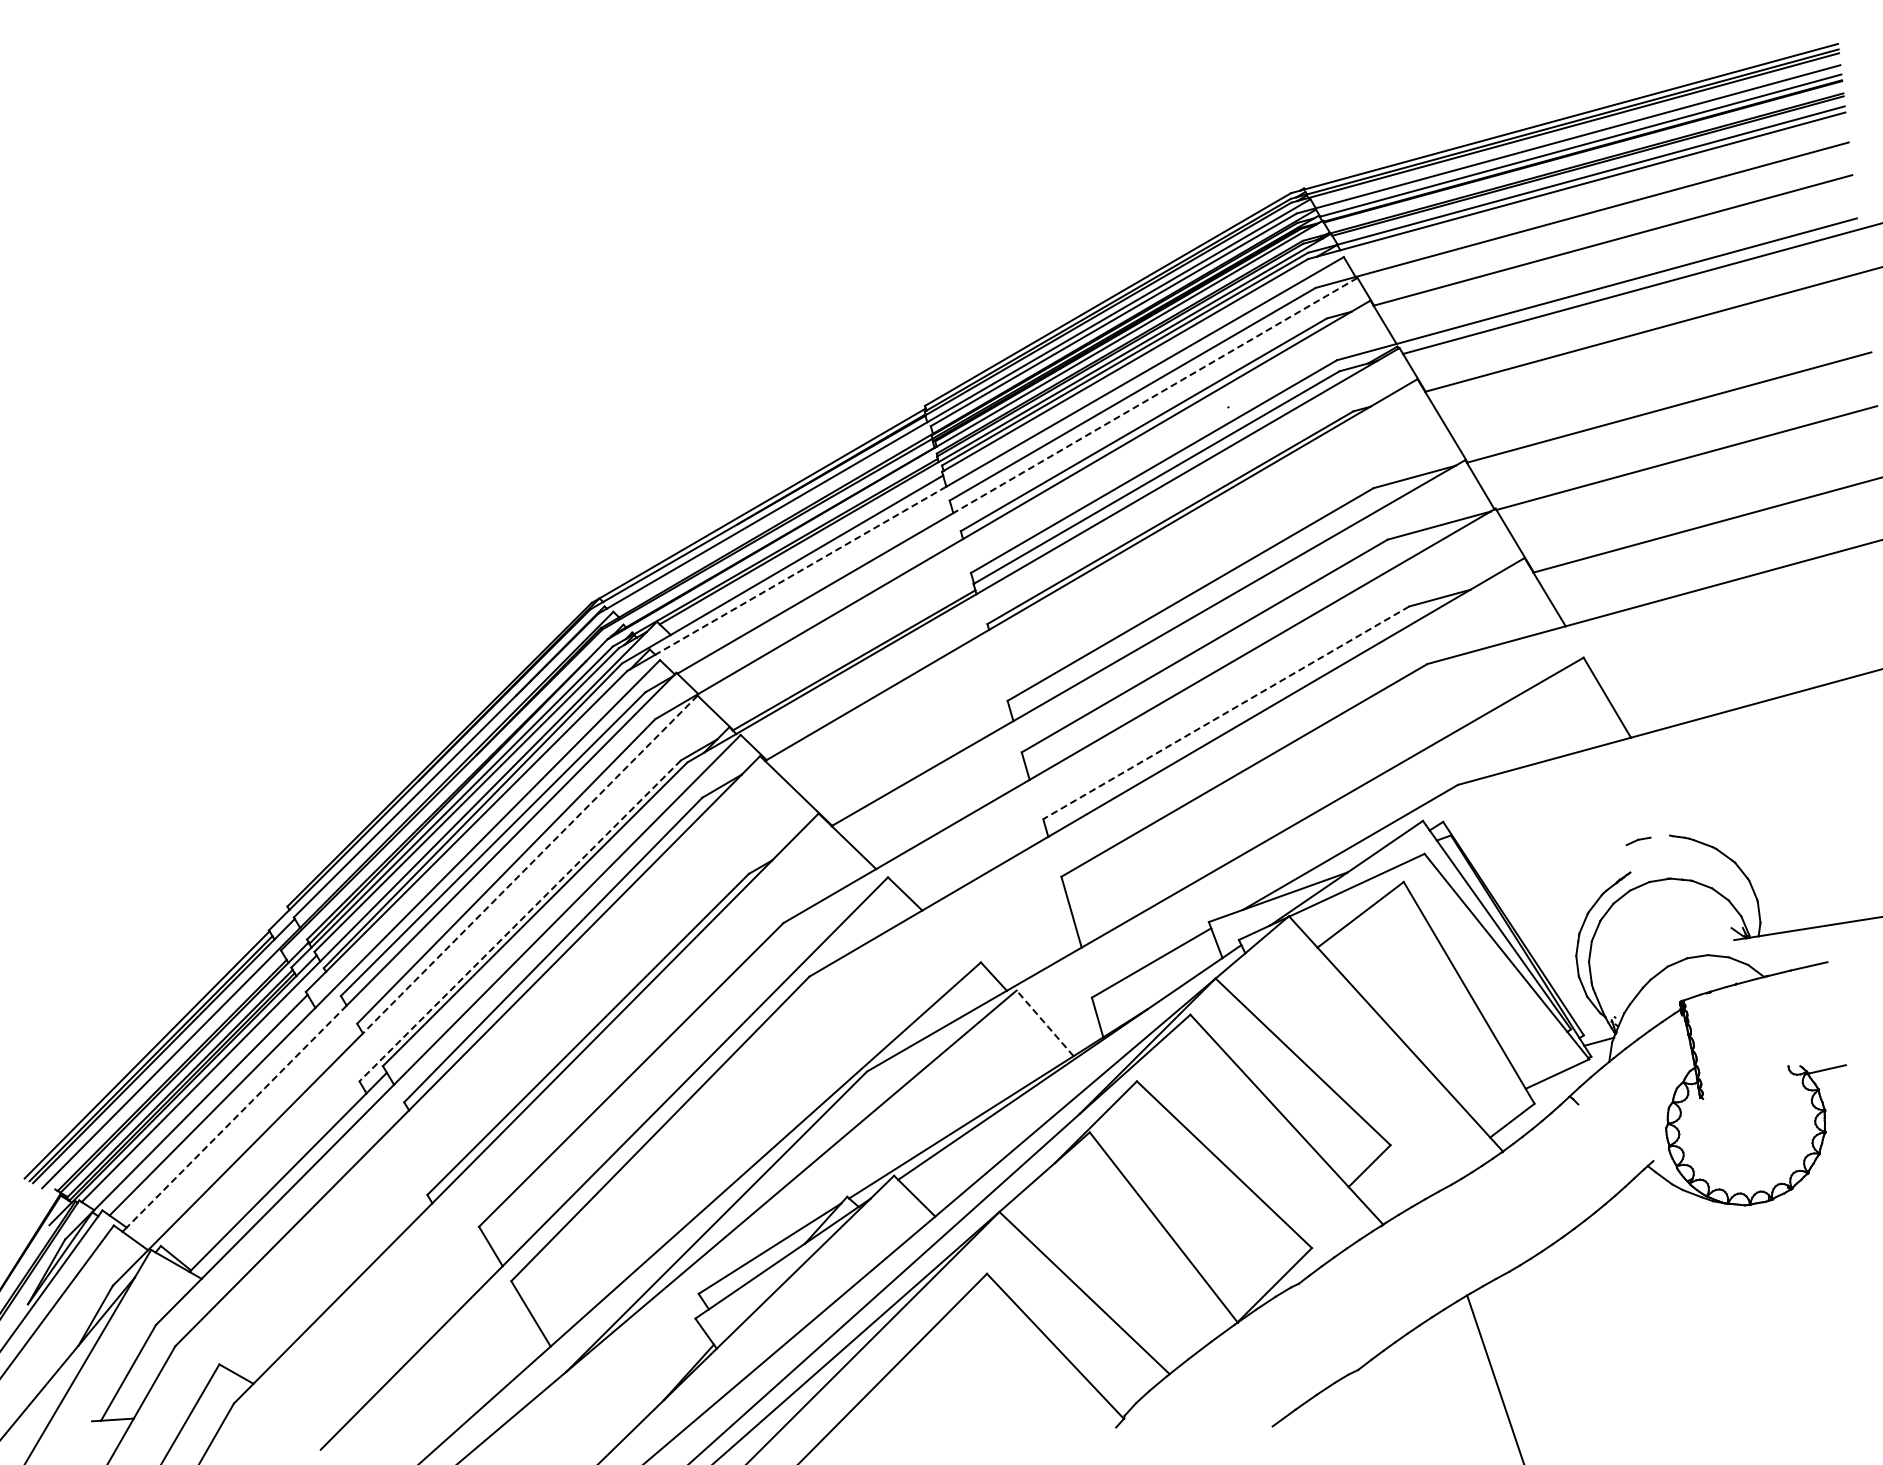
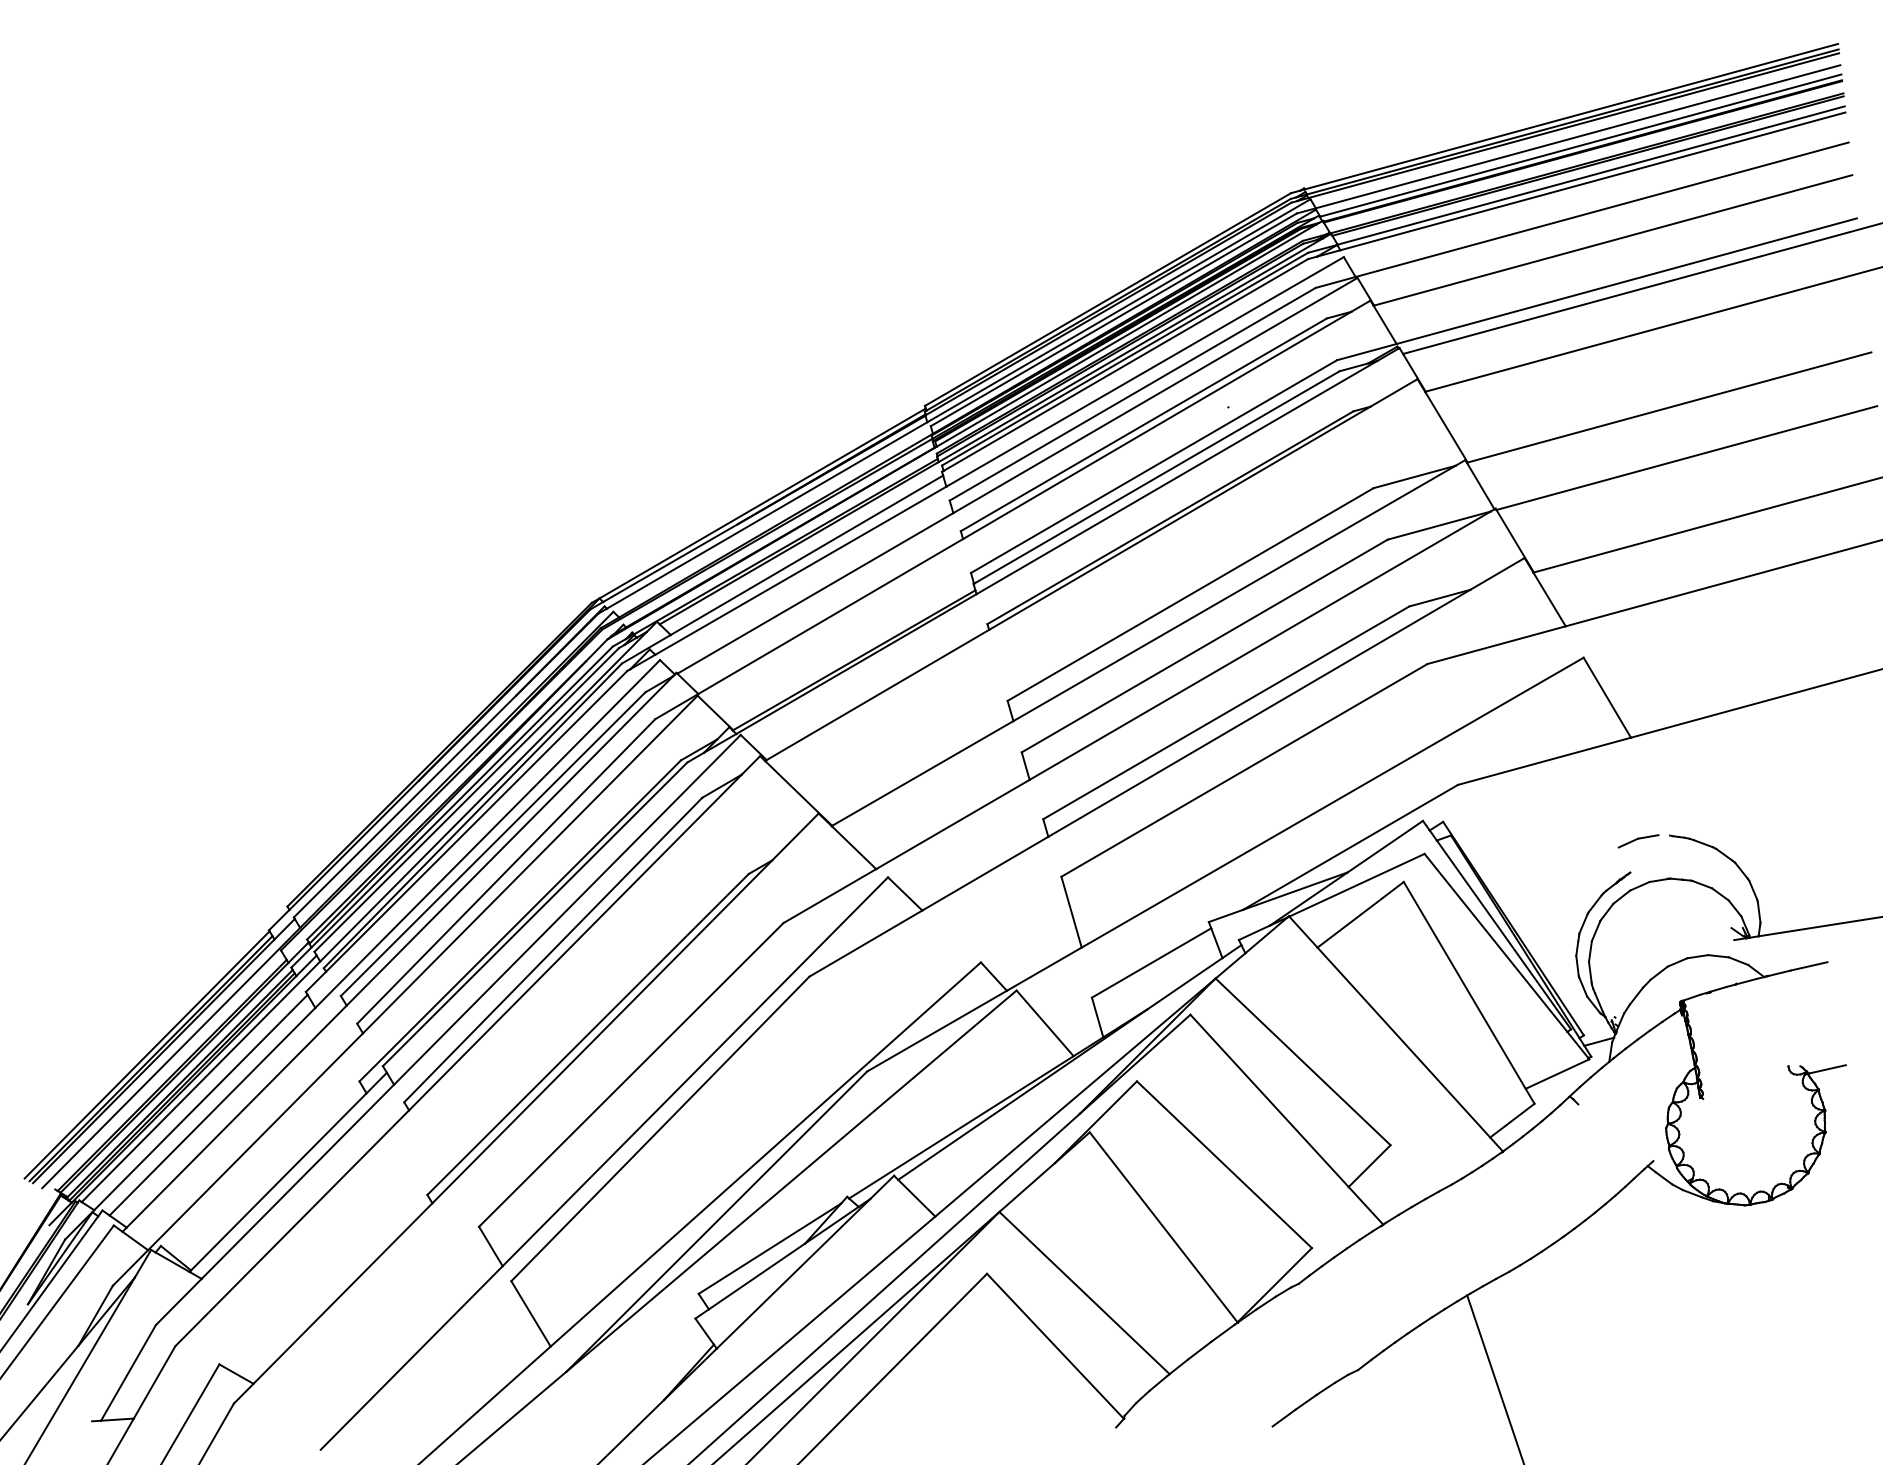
line: dashed -> solid (1155, 395)
line: dashed -> solid (800, 571)
line: dashed -> solid (1226, 712)
part size: 27x11 px -> 43x15 px (1638, 841)
line: dashed -> solid (530, 864)
line: dashed -> solid (519, 921)
line: dashed -> solid (1044, 1022)
line: dashed -> solid (236, 1116)
